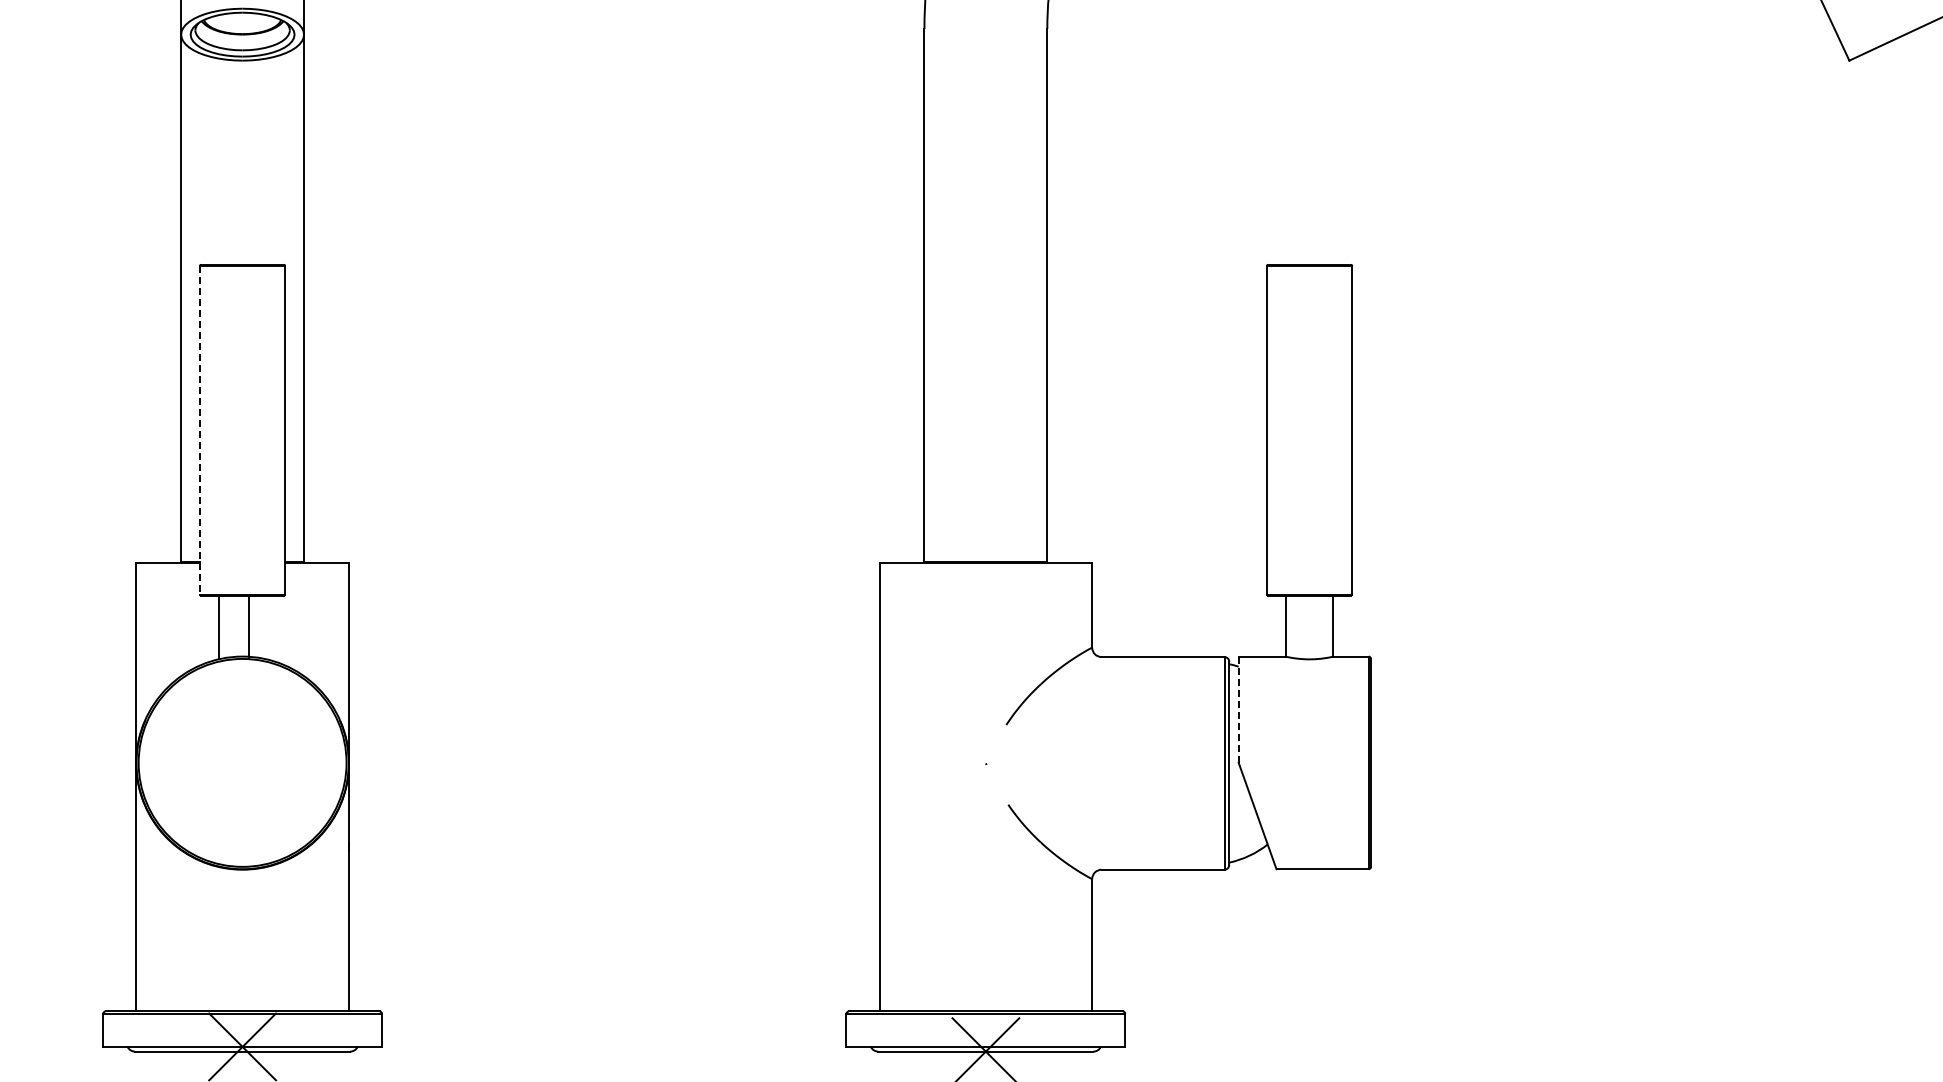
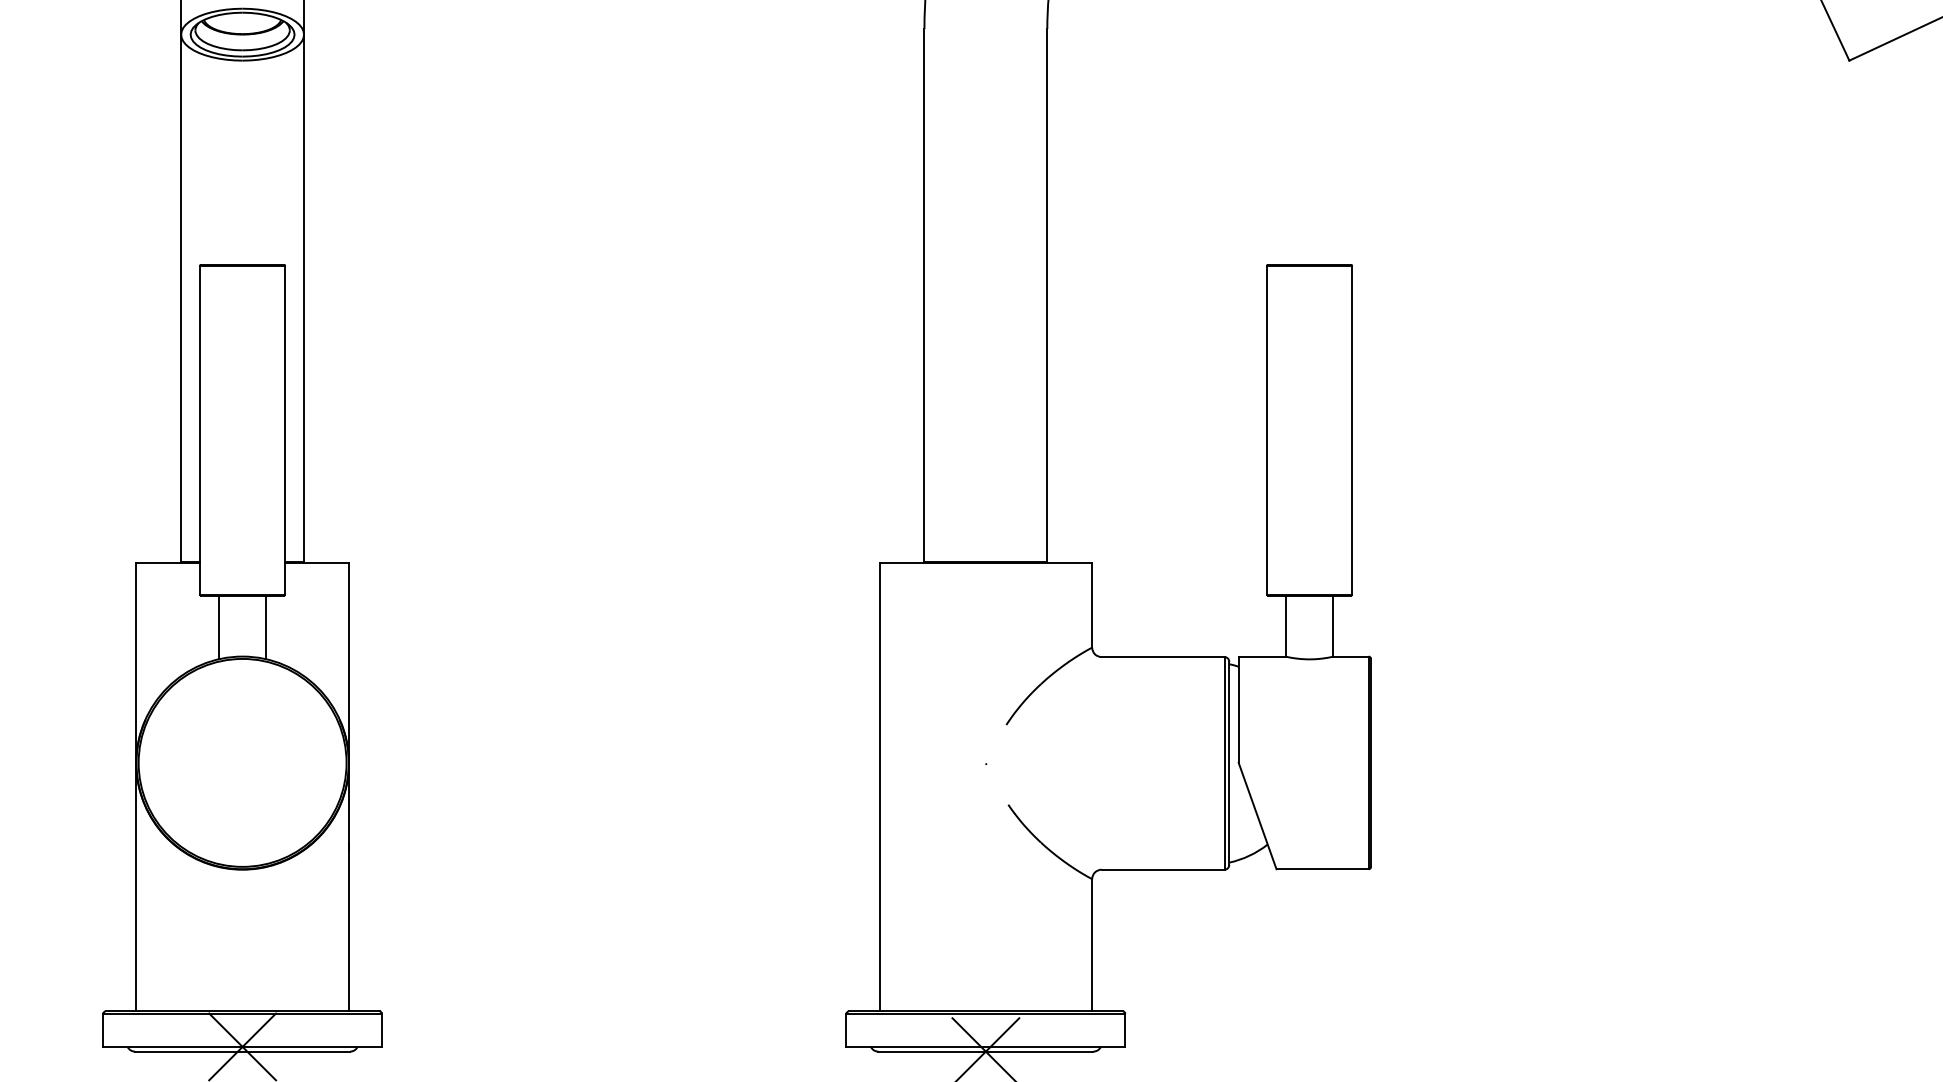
line: dashed -> solid (200, 430)
line position: (249, 627) -> (266, 627) (266, 627)
line: dashed -> solid (1238, 710)
